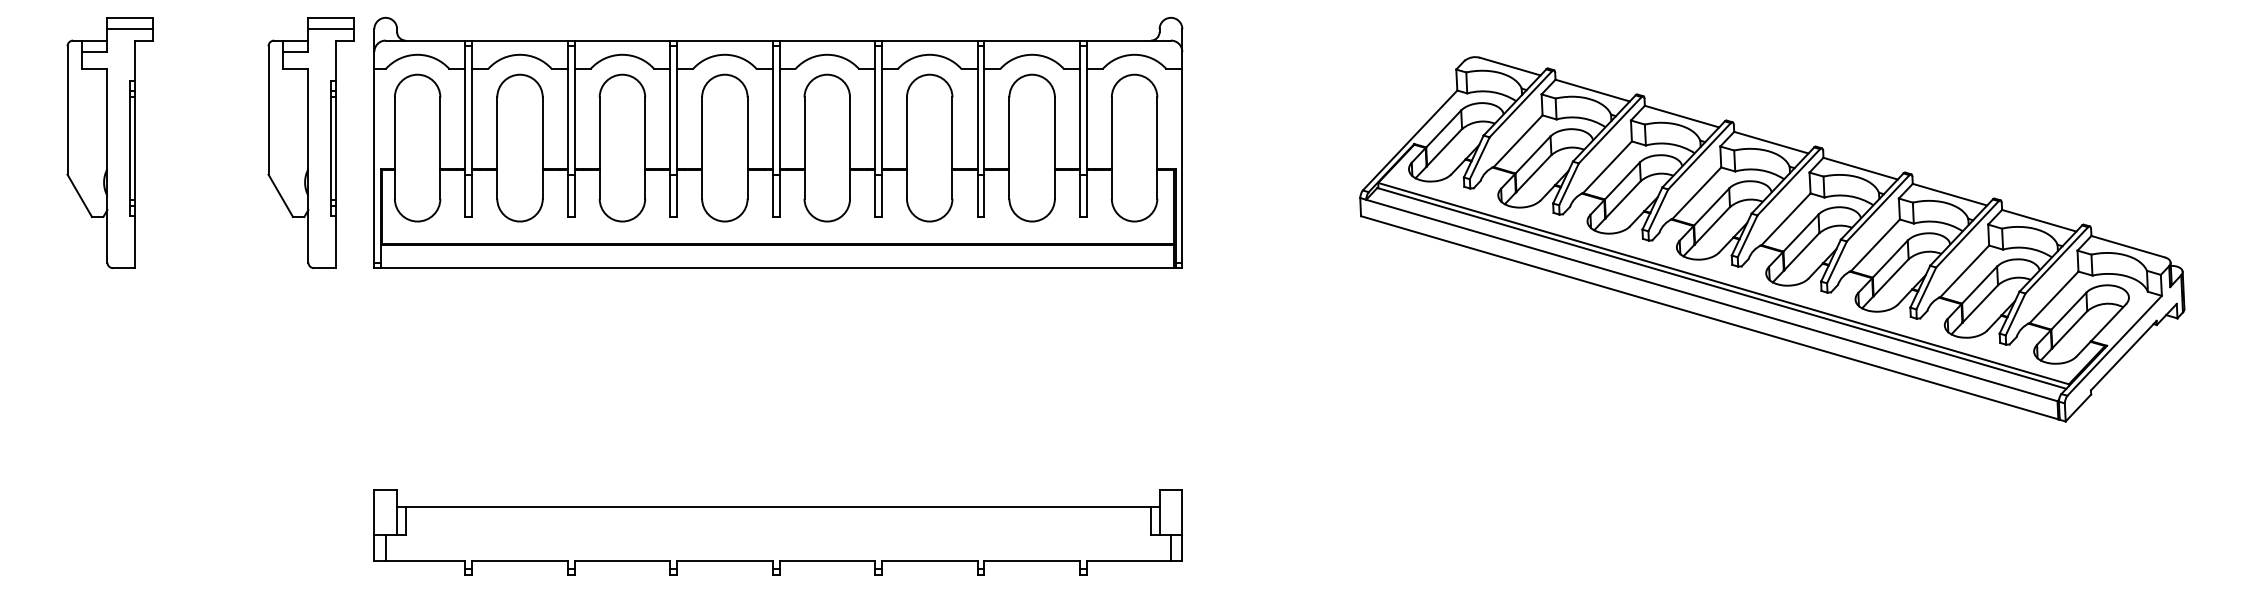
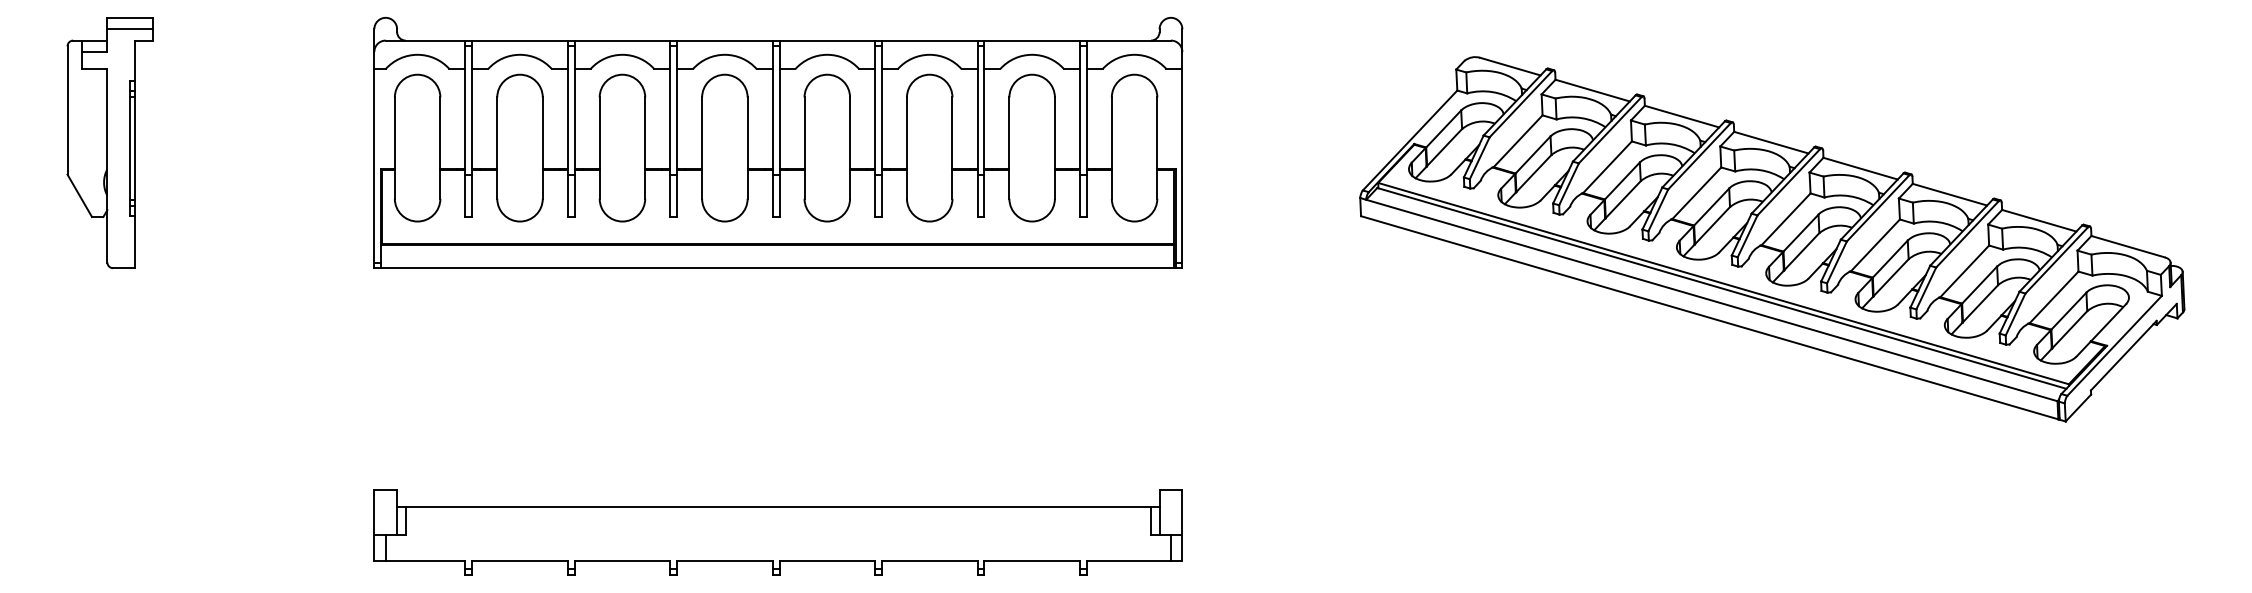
part: present -> none (310, 143)
